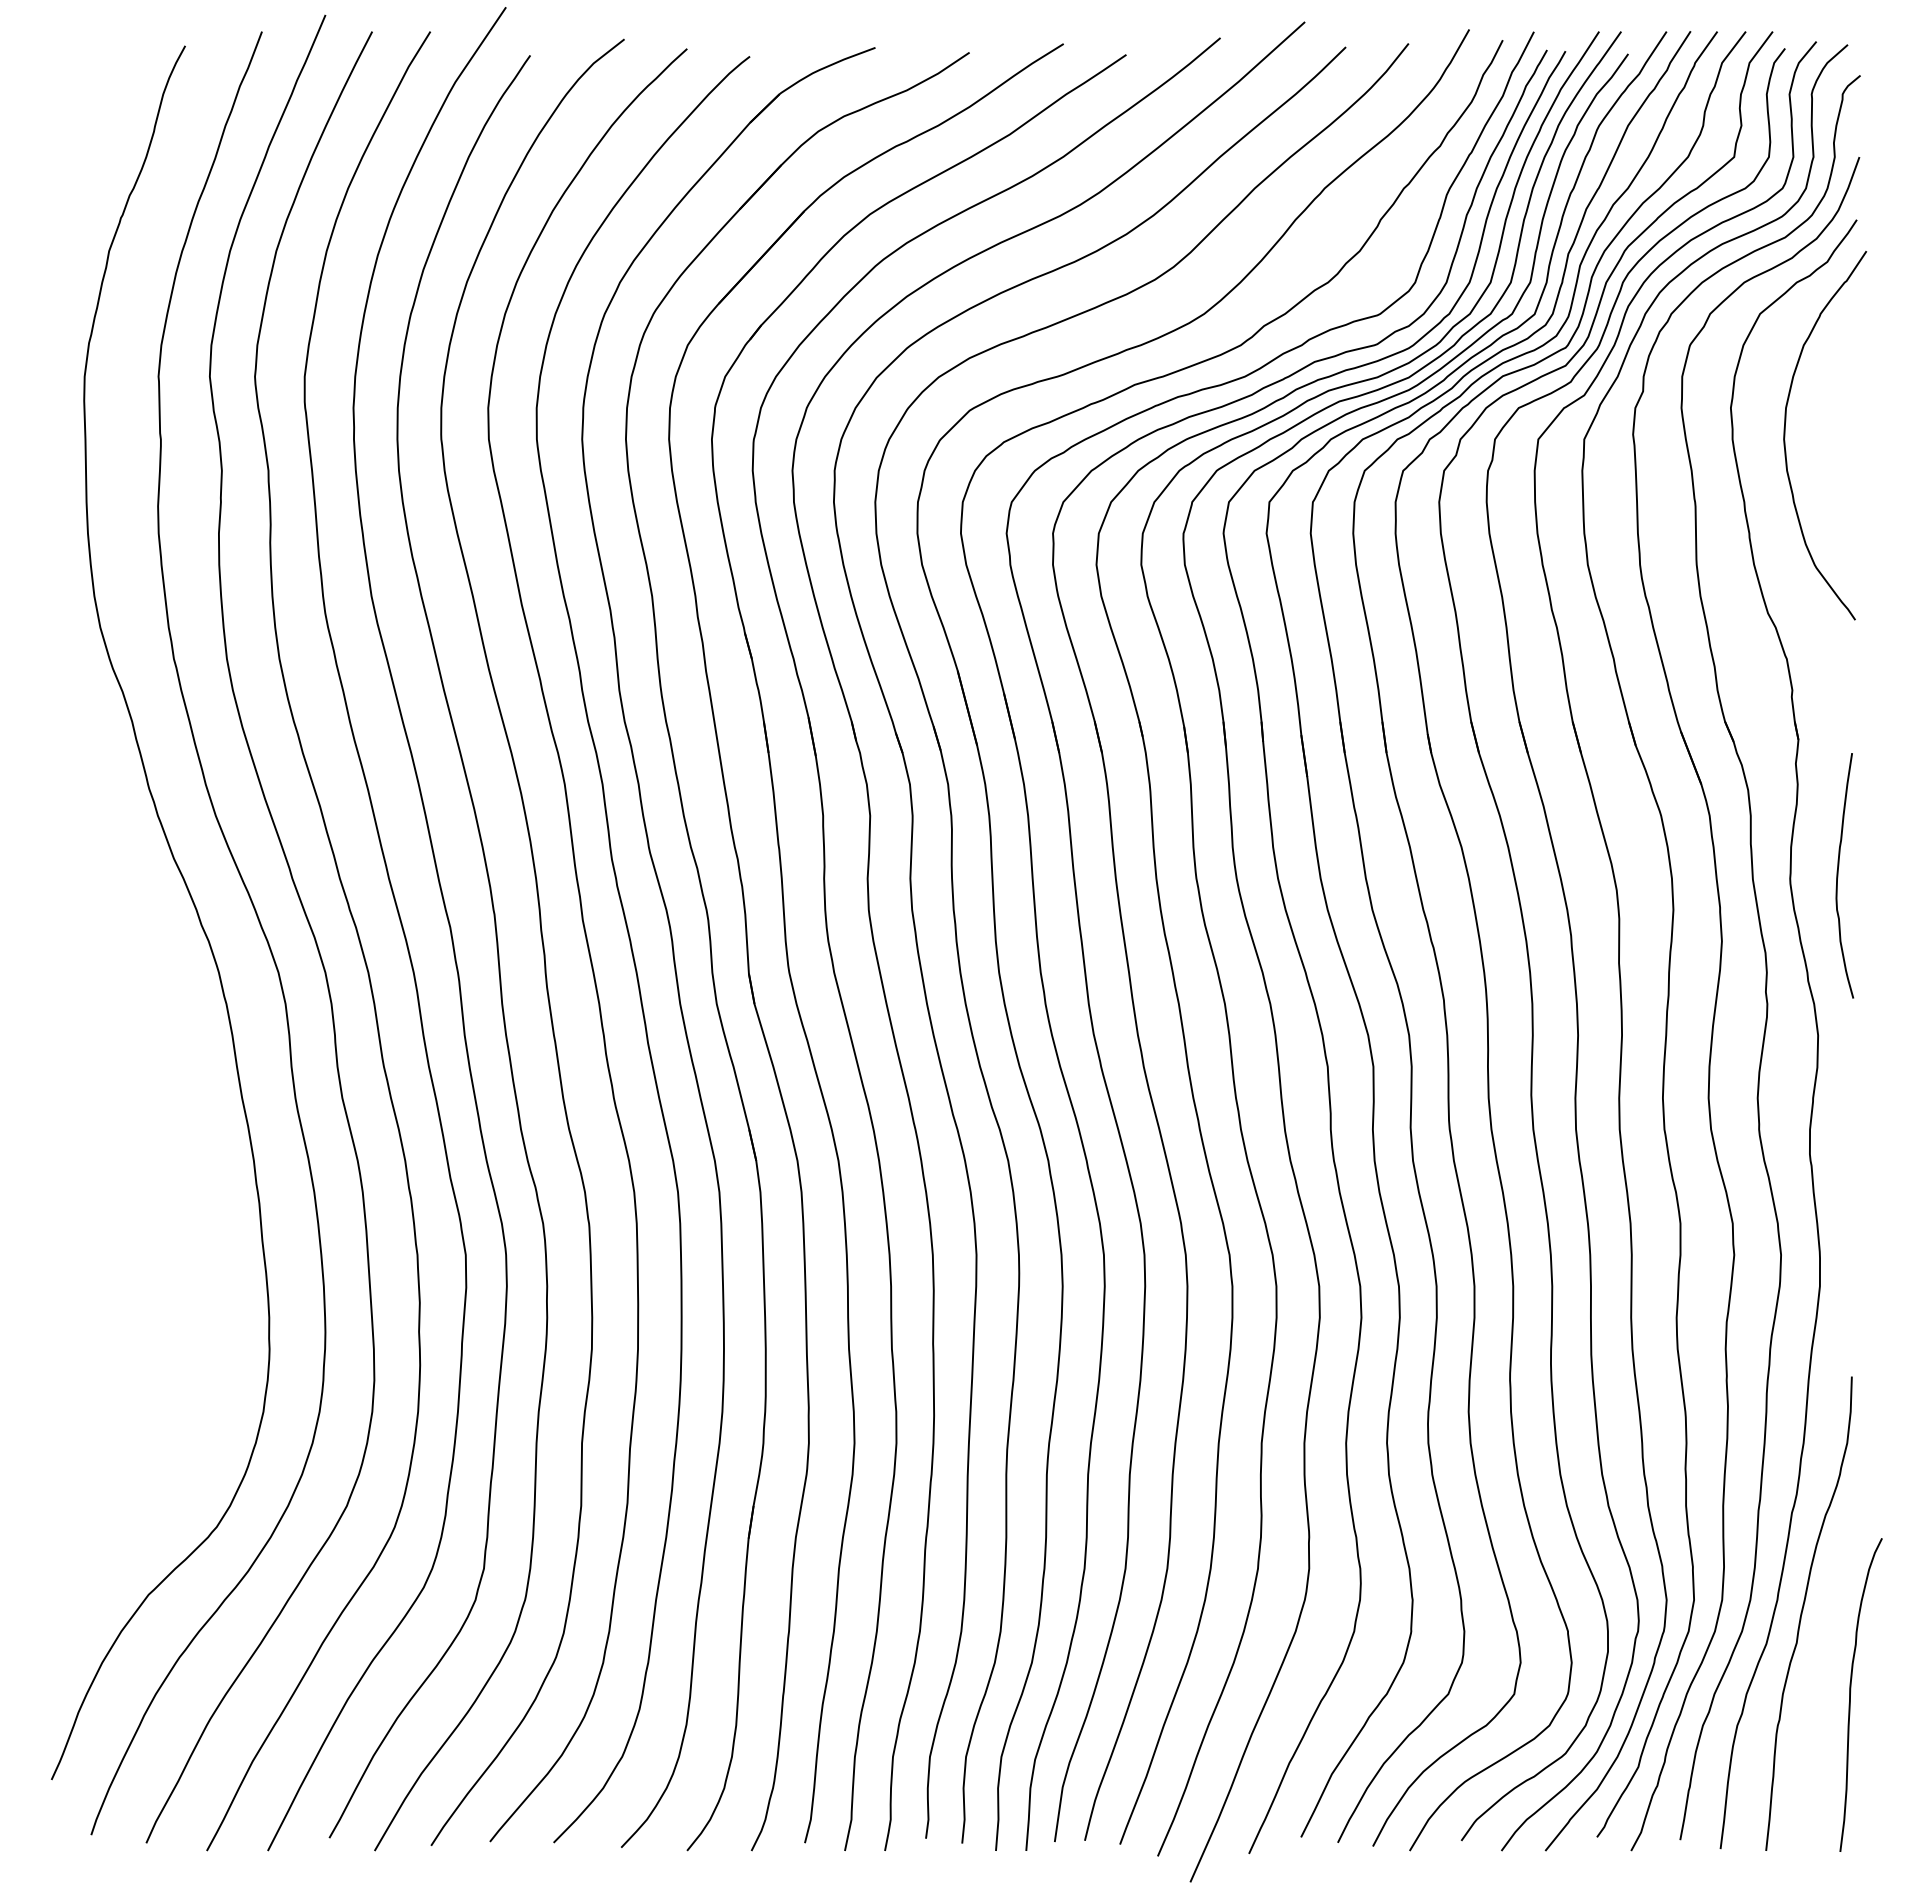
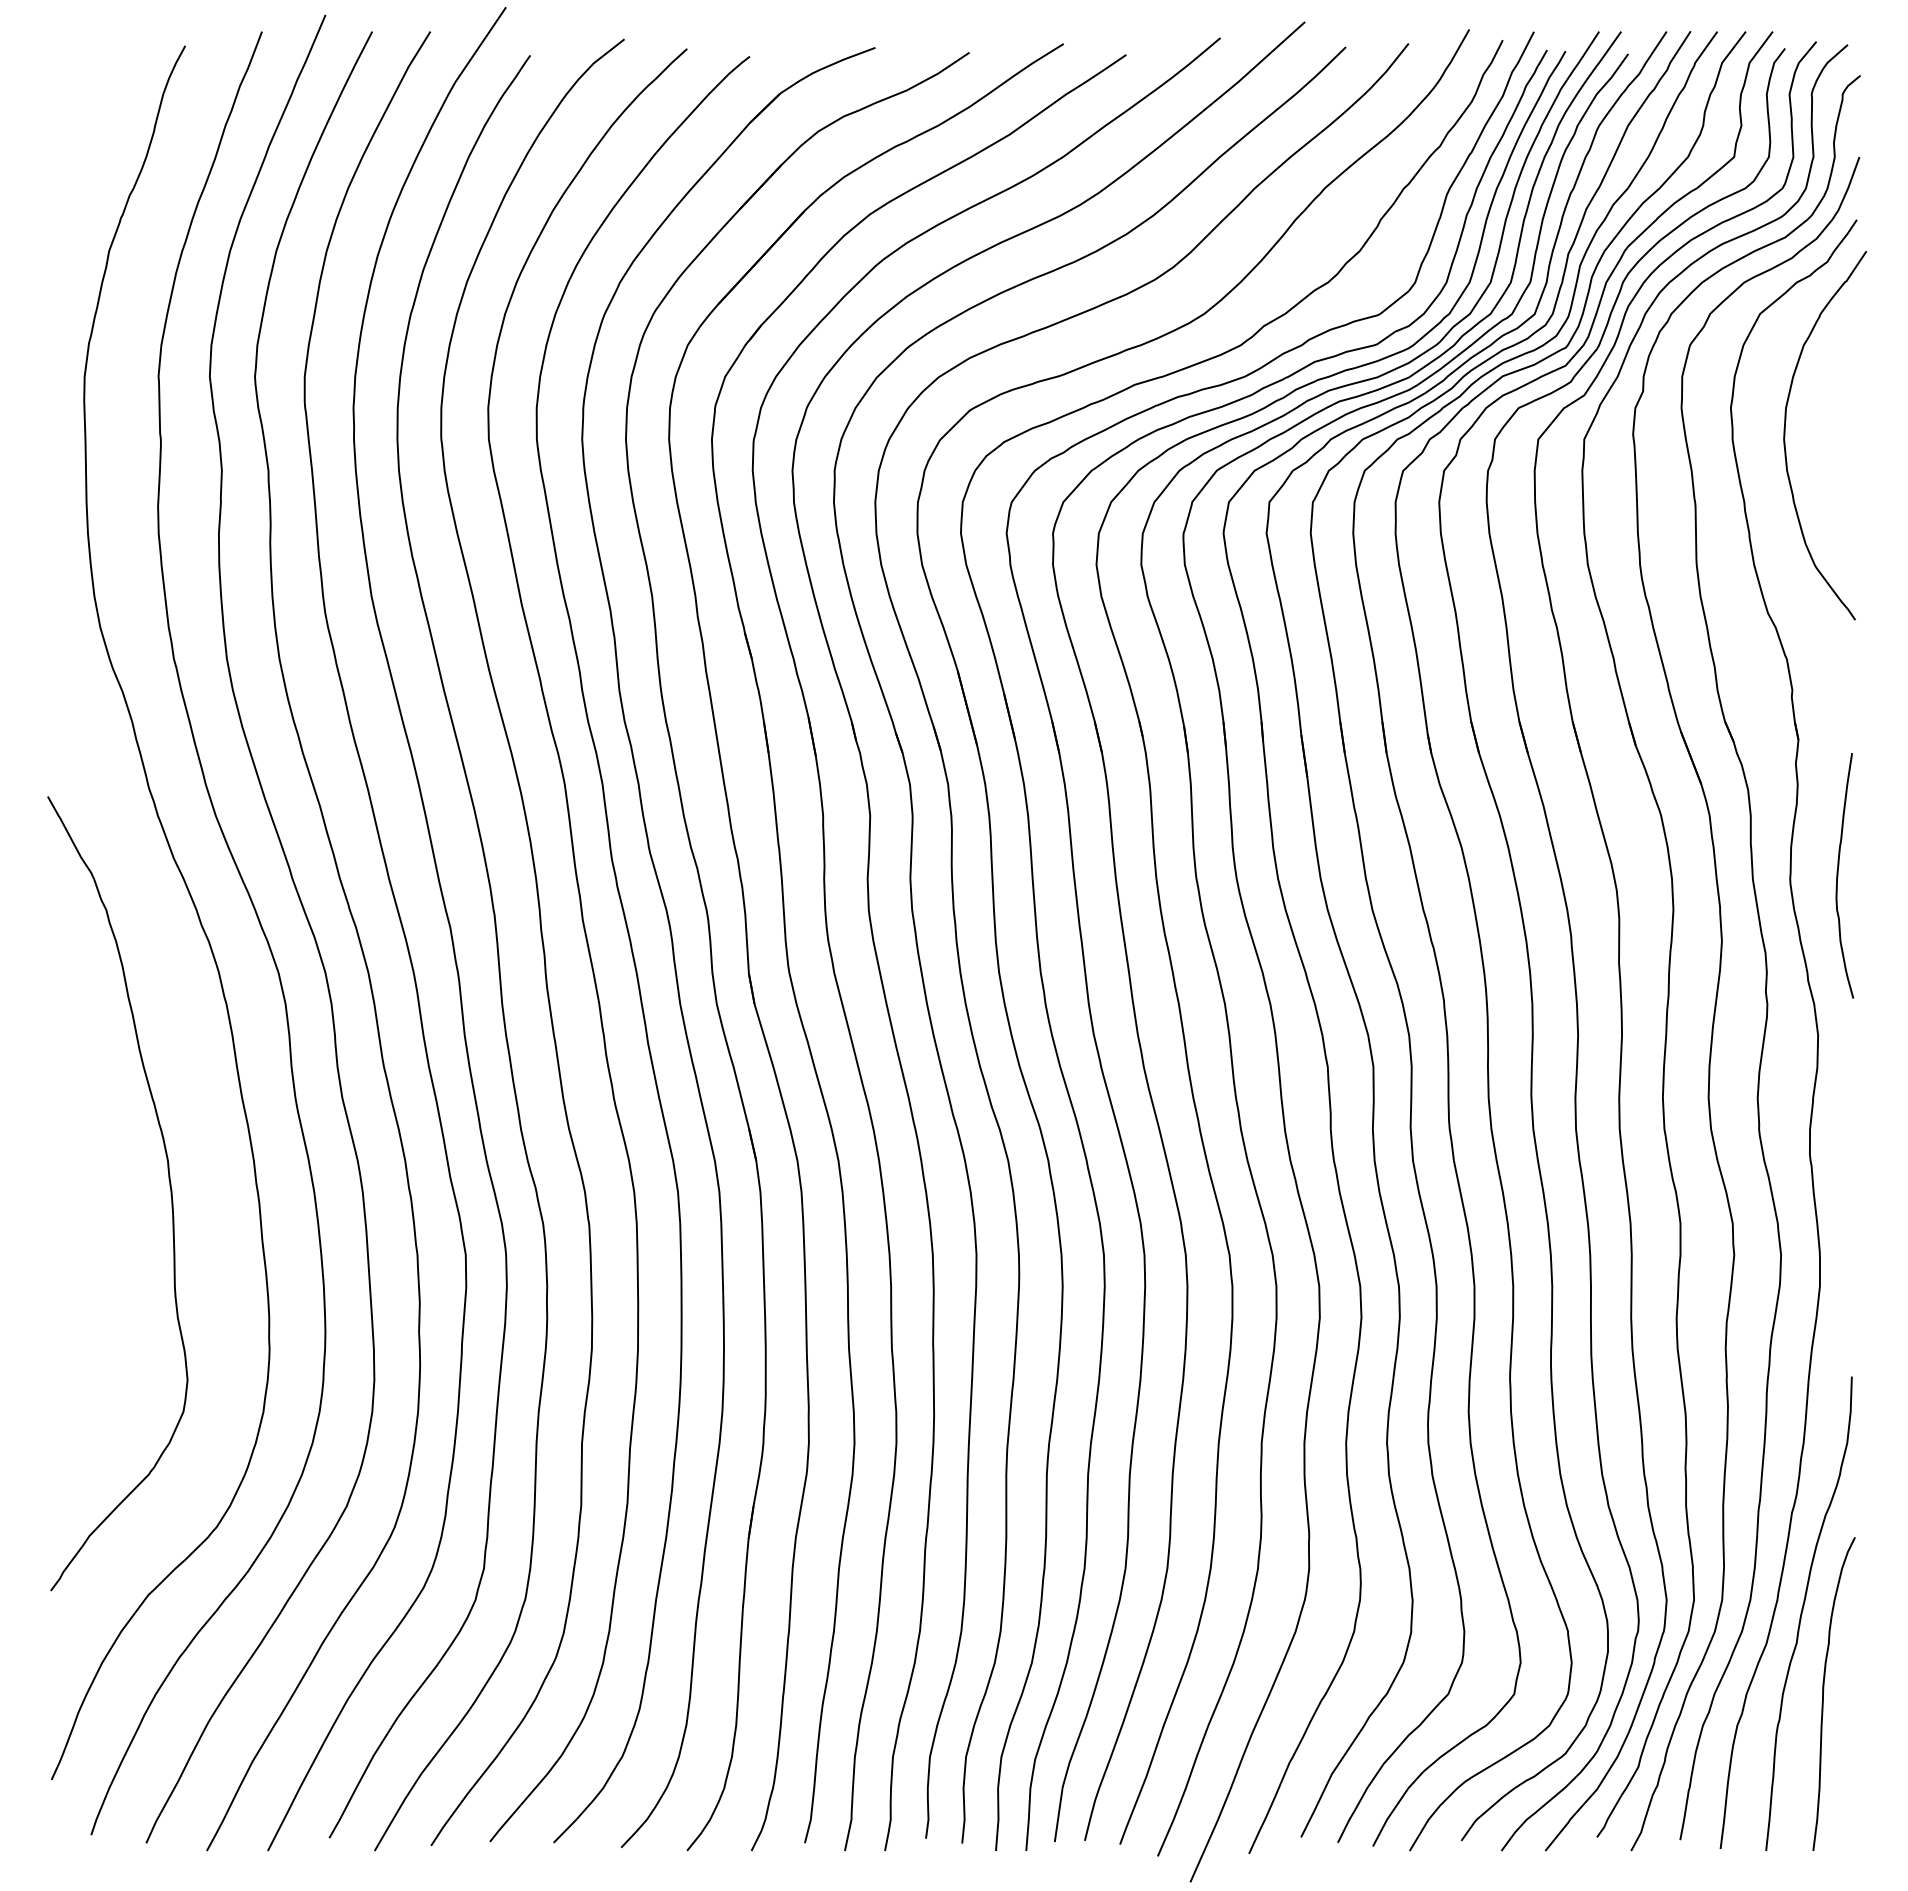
curve: none -> present (169, 1186)
curve position: (1851, 1691) -> (1824, 1690) (1824, 1690)
